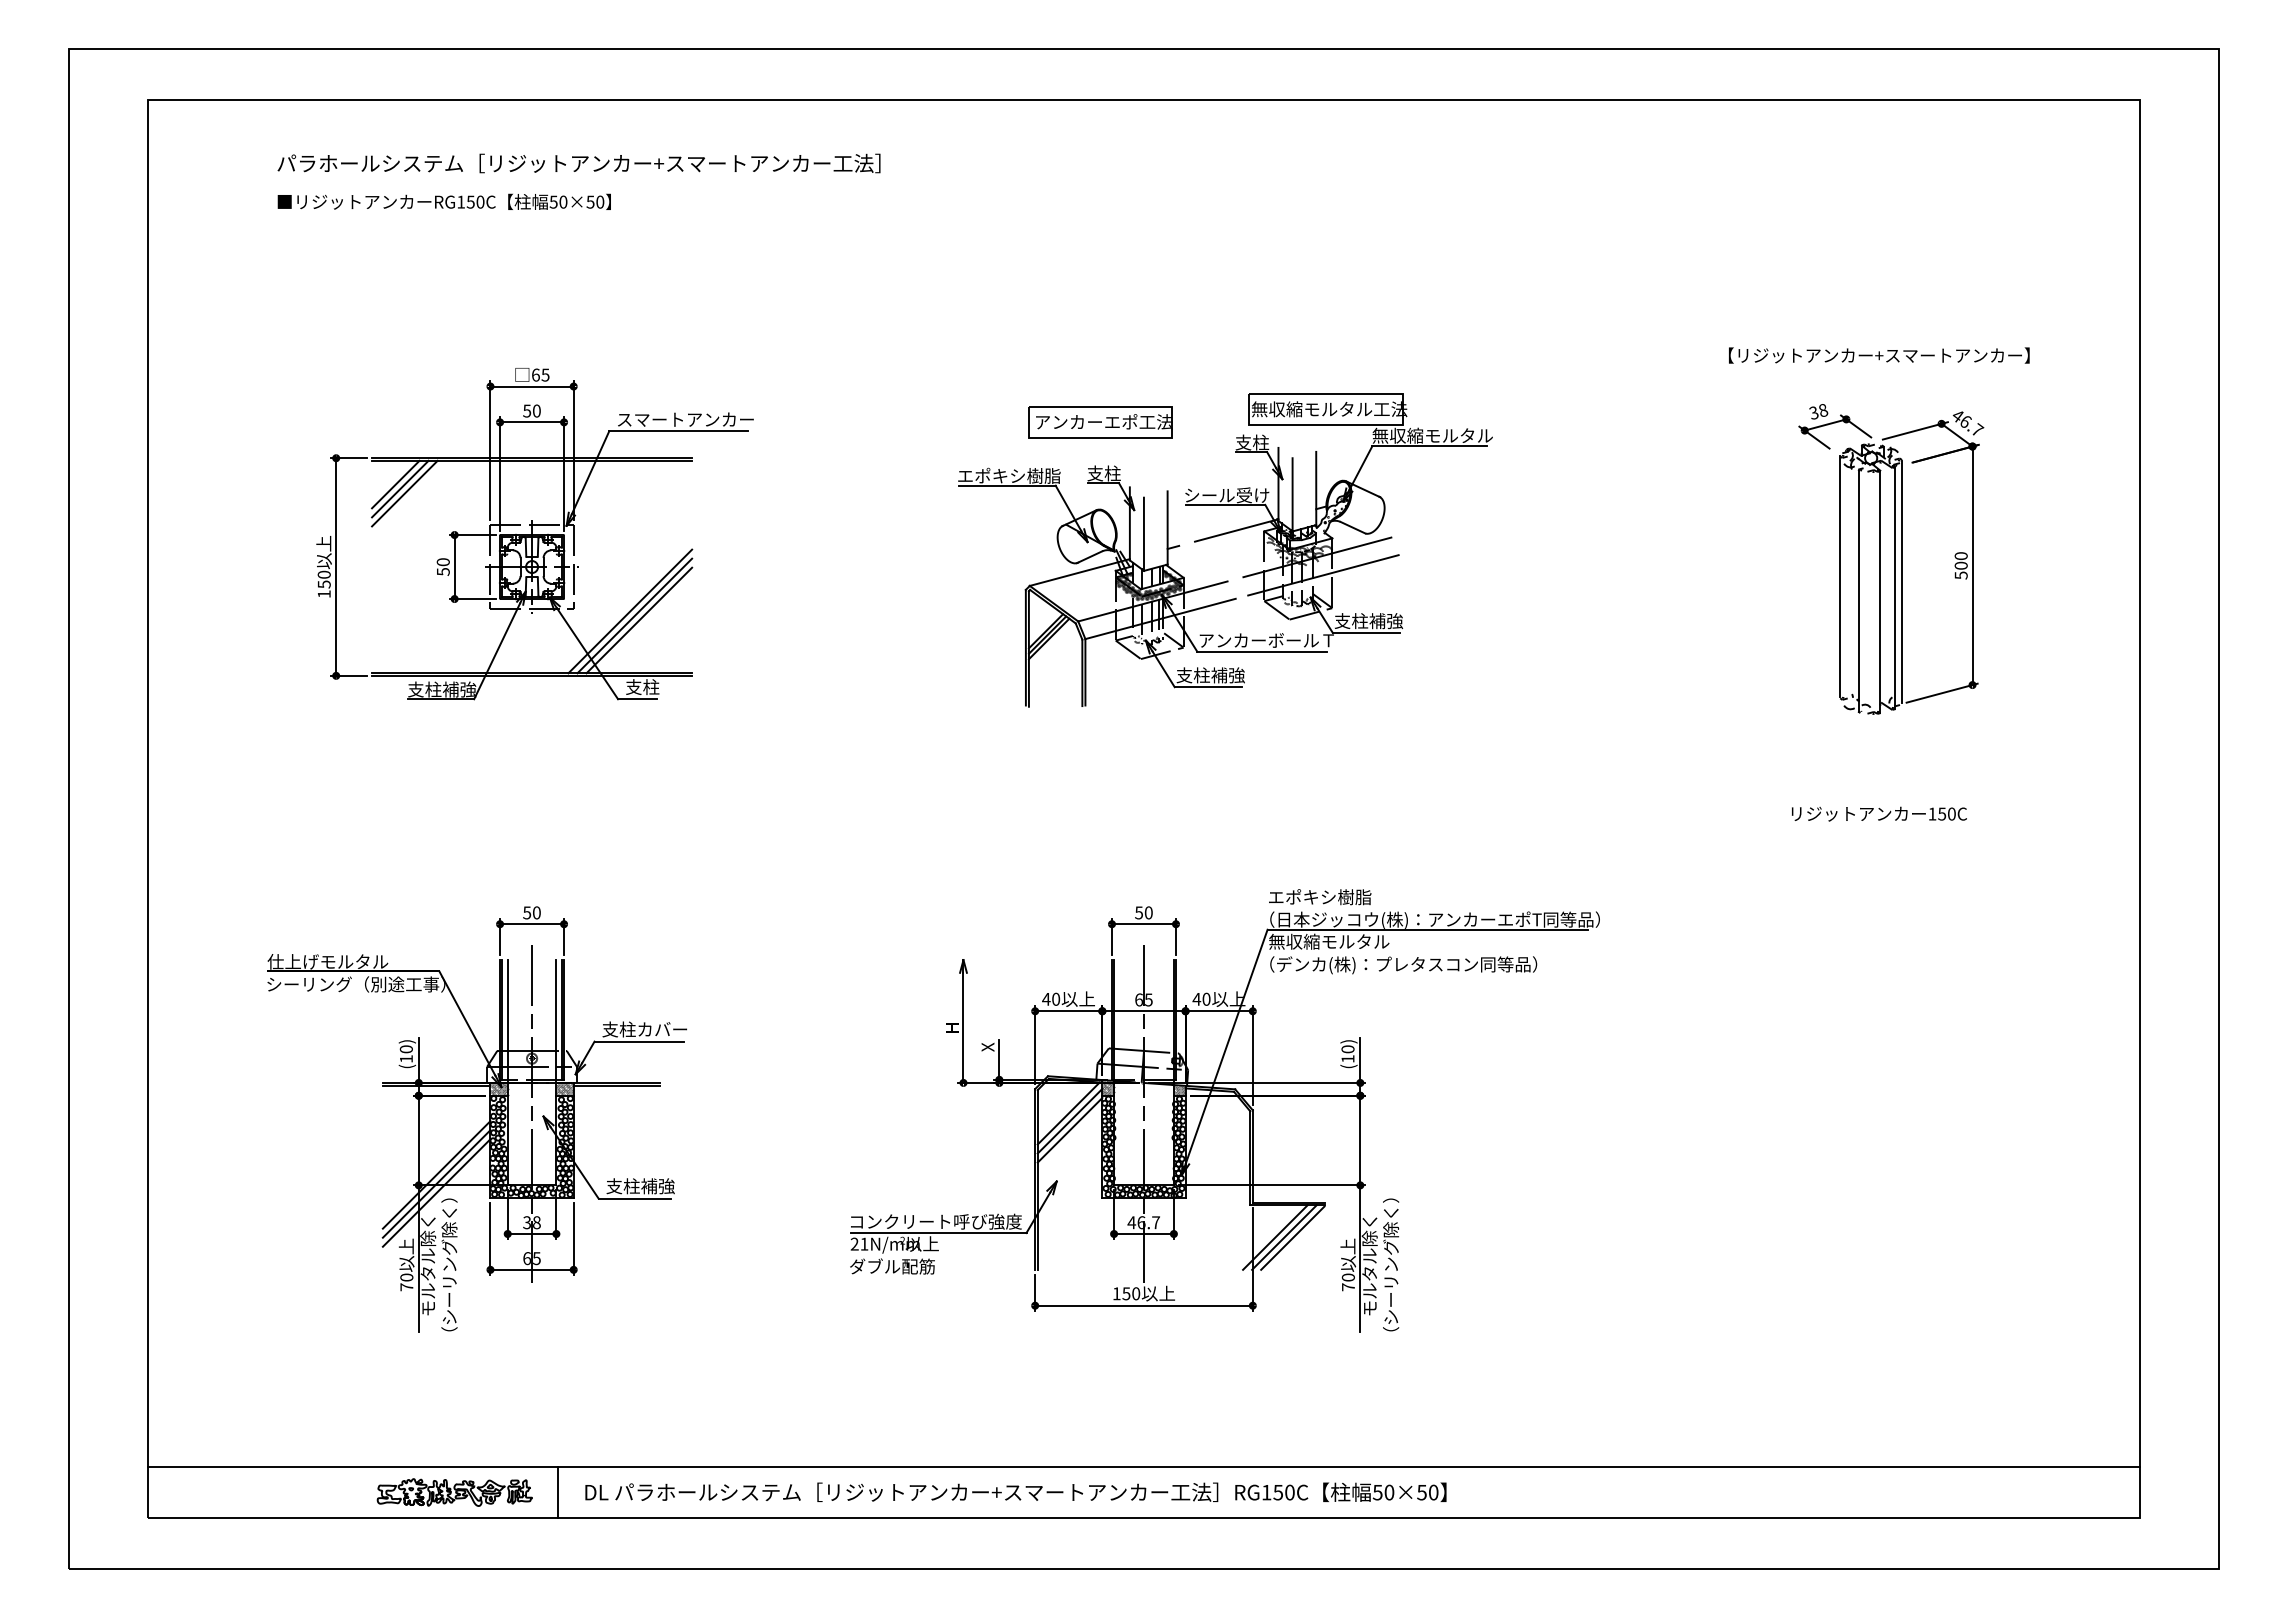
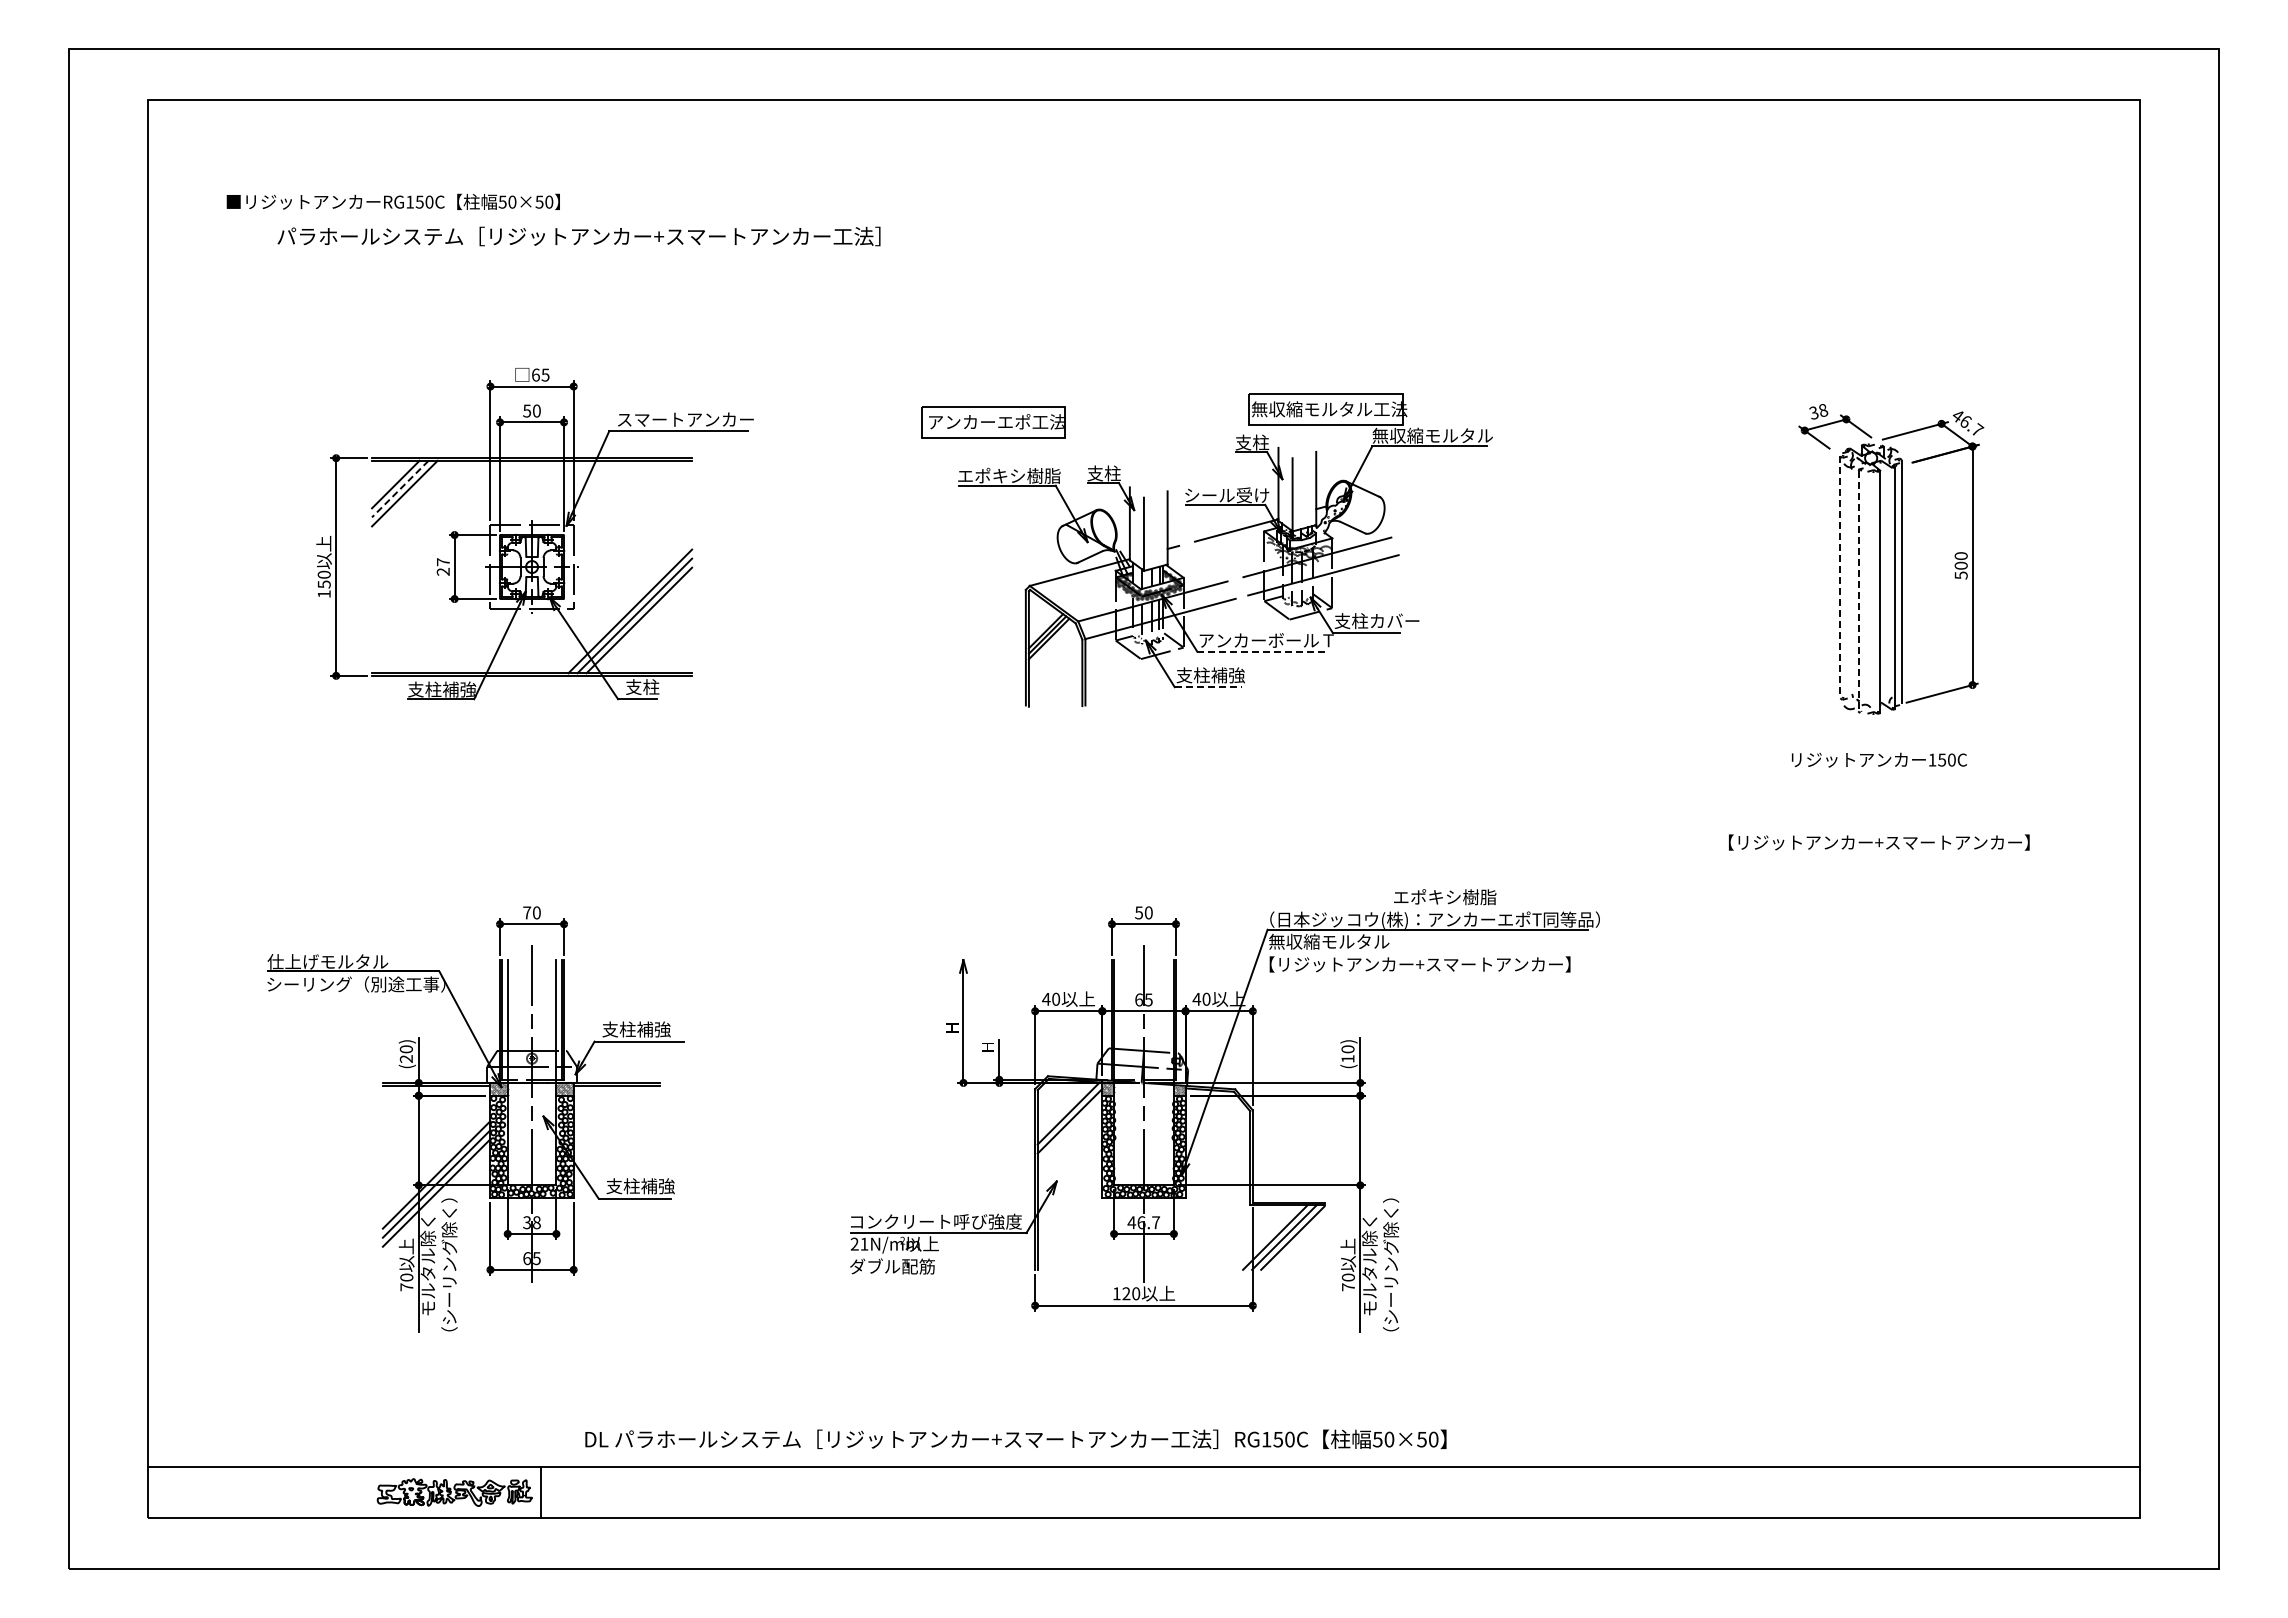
text position: (578, 163) -> (578, 236) (578, 236)
text position: (443, 201) -> (392, 201) (392, 201)
text position: (1879, 355) -> (1879, 842) (1879, 842)
part position: (1100, 422) -> (993, 422) (993, 422)
line: solid -> dashed (399, 489)
text: 50 -> 27 (442, 566)
line: solid -> dashed (1840, 576)
line: solid -> dashed (1858, 591)
text: 支柱補強 -> 支柱カバー (1394, 621)
line: solid -> dashed (1262, 651)
line: solid -> dashed (1208, 687)
text position: (1879, 813) -> (1879, 759) (1879, 759)
text position: (1320, 897) -> (1445, 897) (1445, 897)
text: 50 -> 70 (527, 912)
text: （デンカ(株)：プレタスコン同等品） -> 【リジットアンカー+スマートアンカー】 (1419, 965)
text: 支柱カバー -> 支柱補強 (662, 1029)
text: X -> H (987, 1046)
text: (10) -> (20) (405, 1058)
line: present -> none (1069, 1129)
text: 150 -> 120 (1126, 1293)
text position: (1015, 1491) -> (1015, 1438) (1015, 1438)
line position: (557, 1492) -> (540, 1492) (540, 1492)
